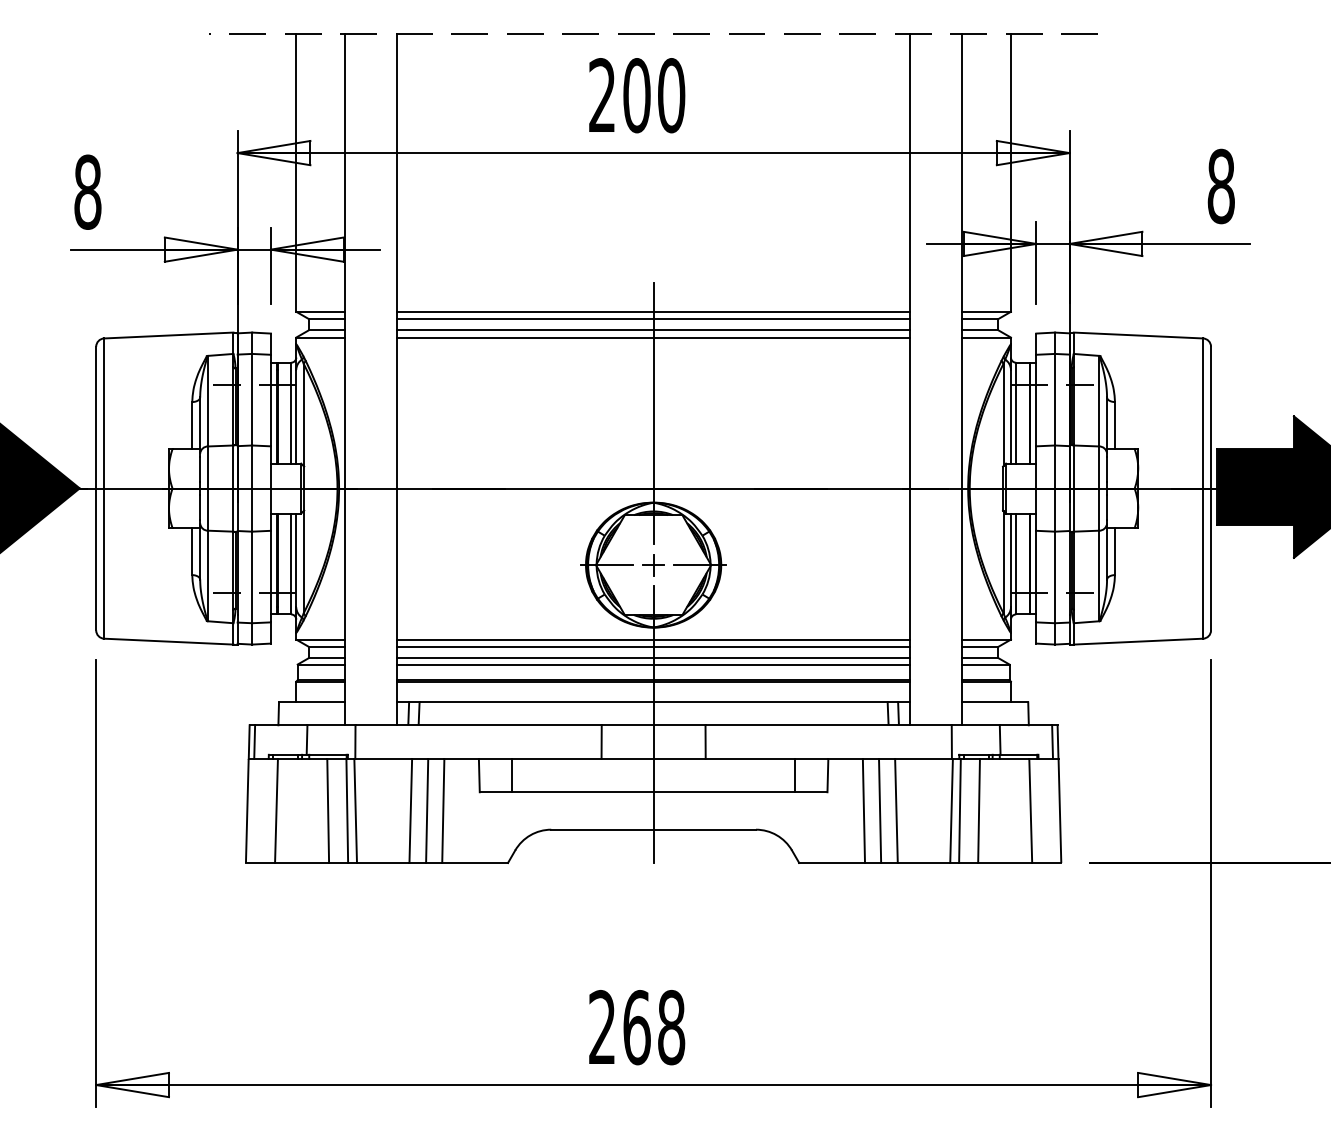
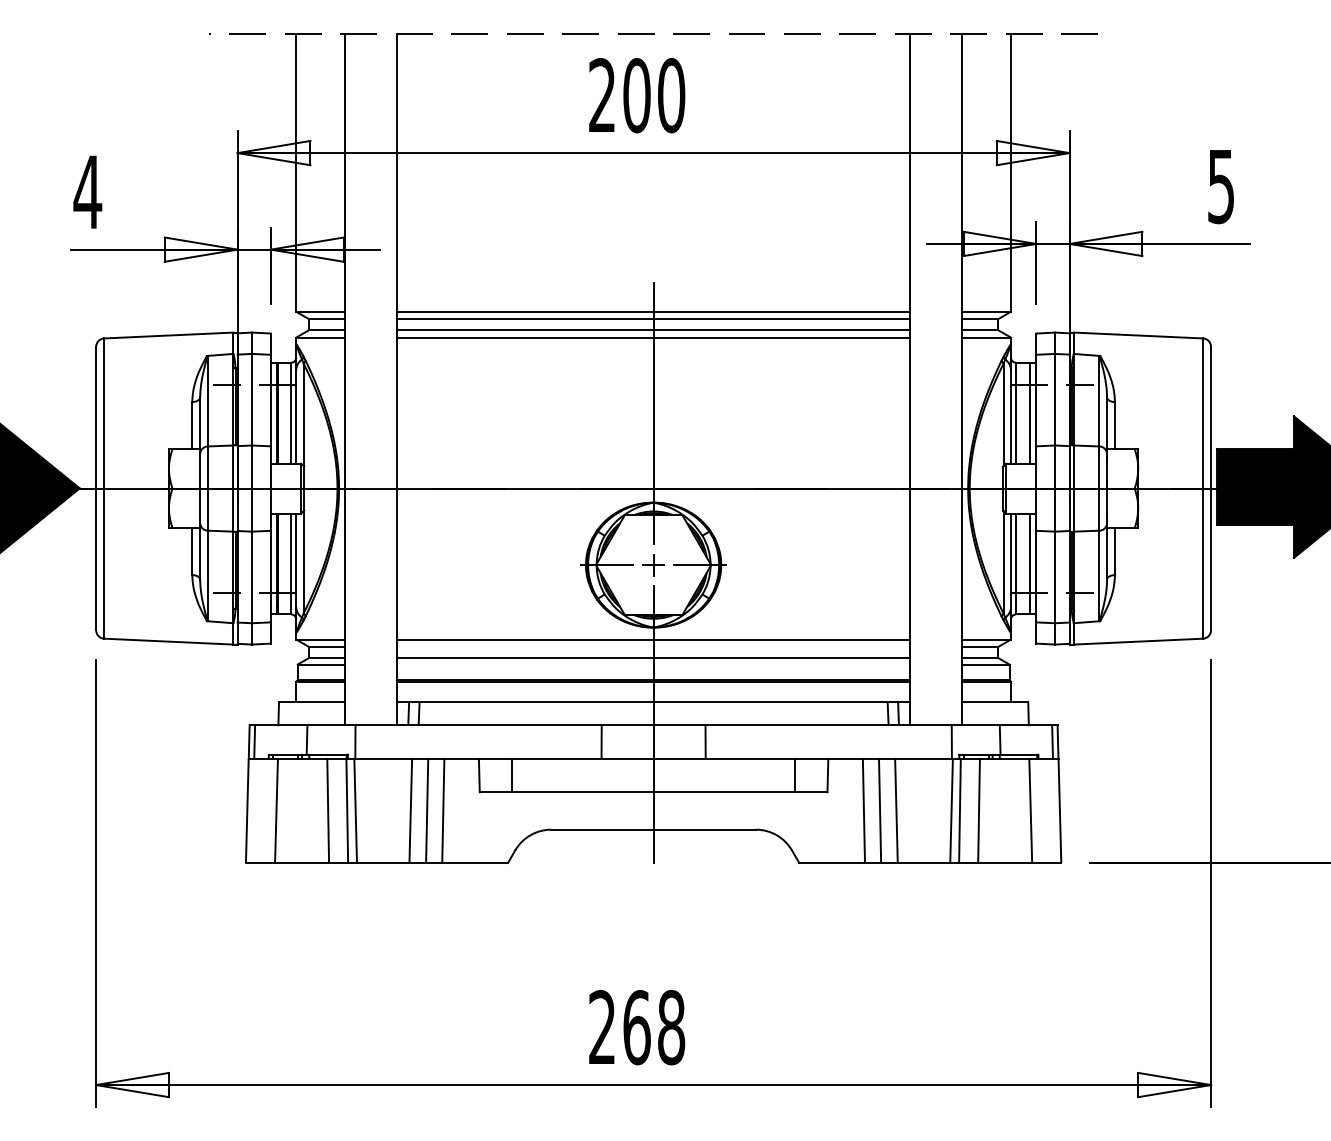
text: 8 -> 5 (1220, 186)
text: 8 -> 4 (87, 191)
line: present -> none (653, 646)
line: present -> none (653, 664)
